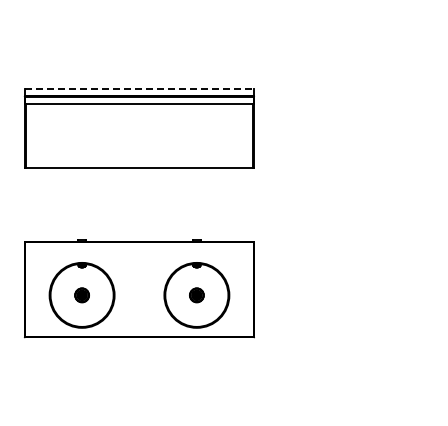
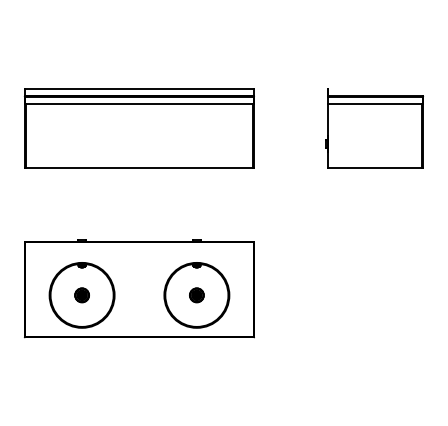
line: dashed -> solid (139, 88)
part: none -> present (374, 128)
